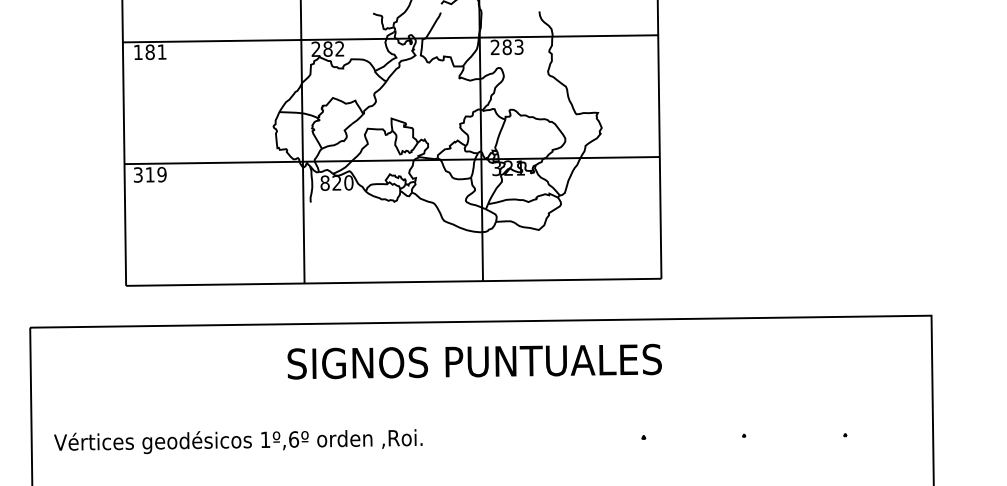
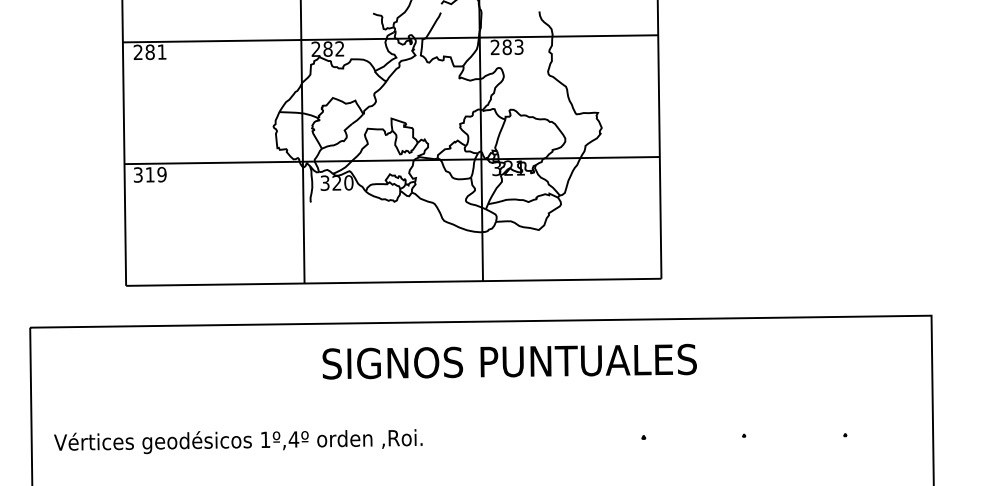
text: 181 -> 281 (137, 51)
text: 820 -> 320 (324, 182)
text position: (474, 361) -> (509, 361) (509, 361)
text: 1º,6º -> 1º,4º (293, 439)
